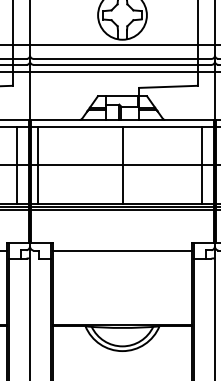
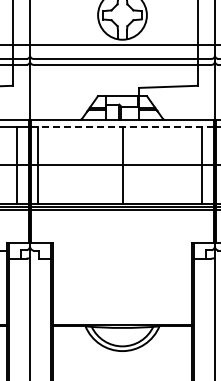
line: present -> none (109, 71)
line: solid -> dashed (122, 126)
line: present -> none (122, 250)
